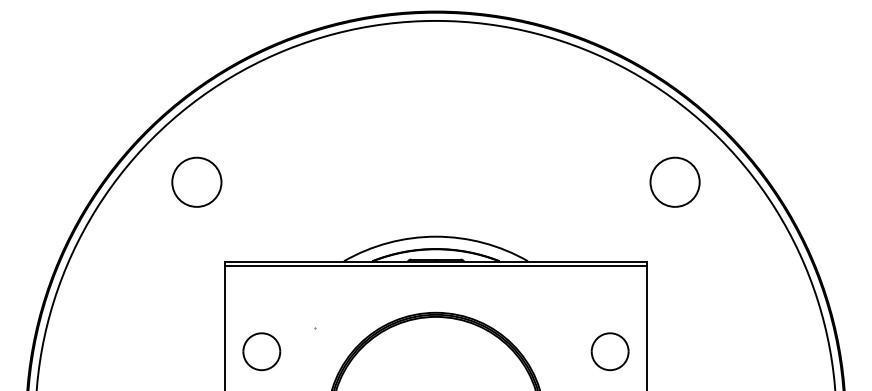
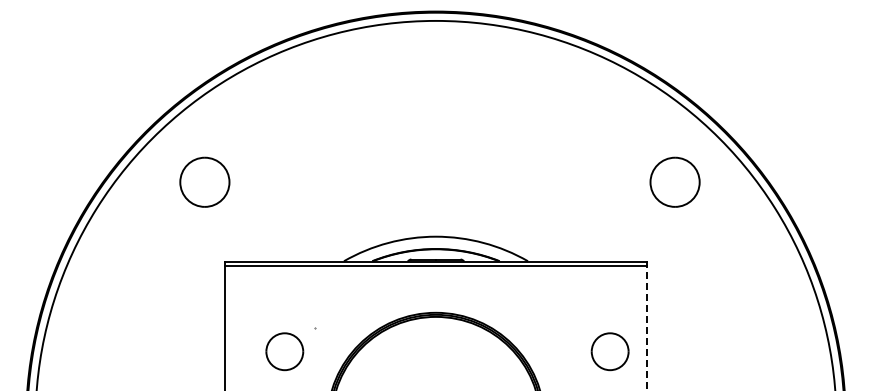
part position: (196, 181) -> (204, 181) (204, 181)
line: solid -> dashed (647, 327)
part position: (261, 351) -> (284, 351) (284, 351)
